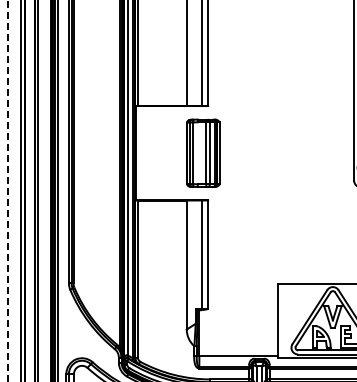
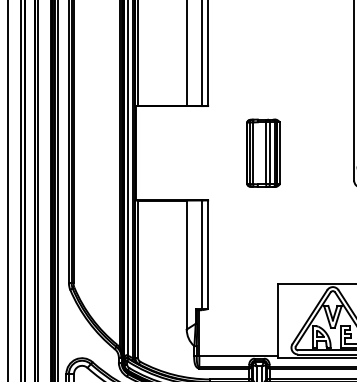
part position: (203, 152) -> (263, 152) (263, 152)
line: dashed -> solid (7, 190)
